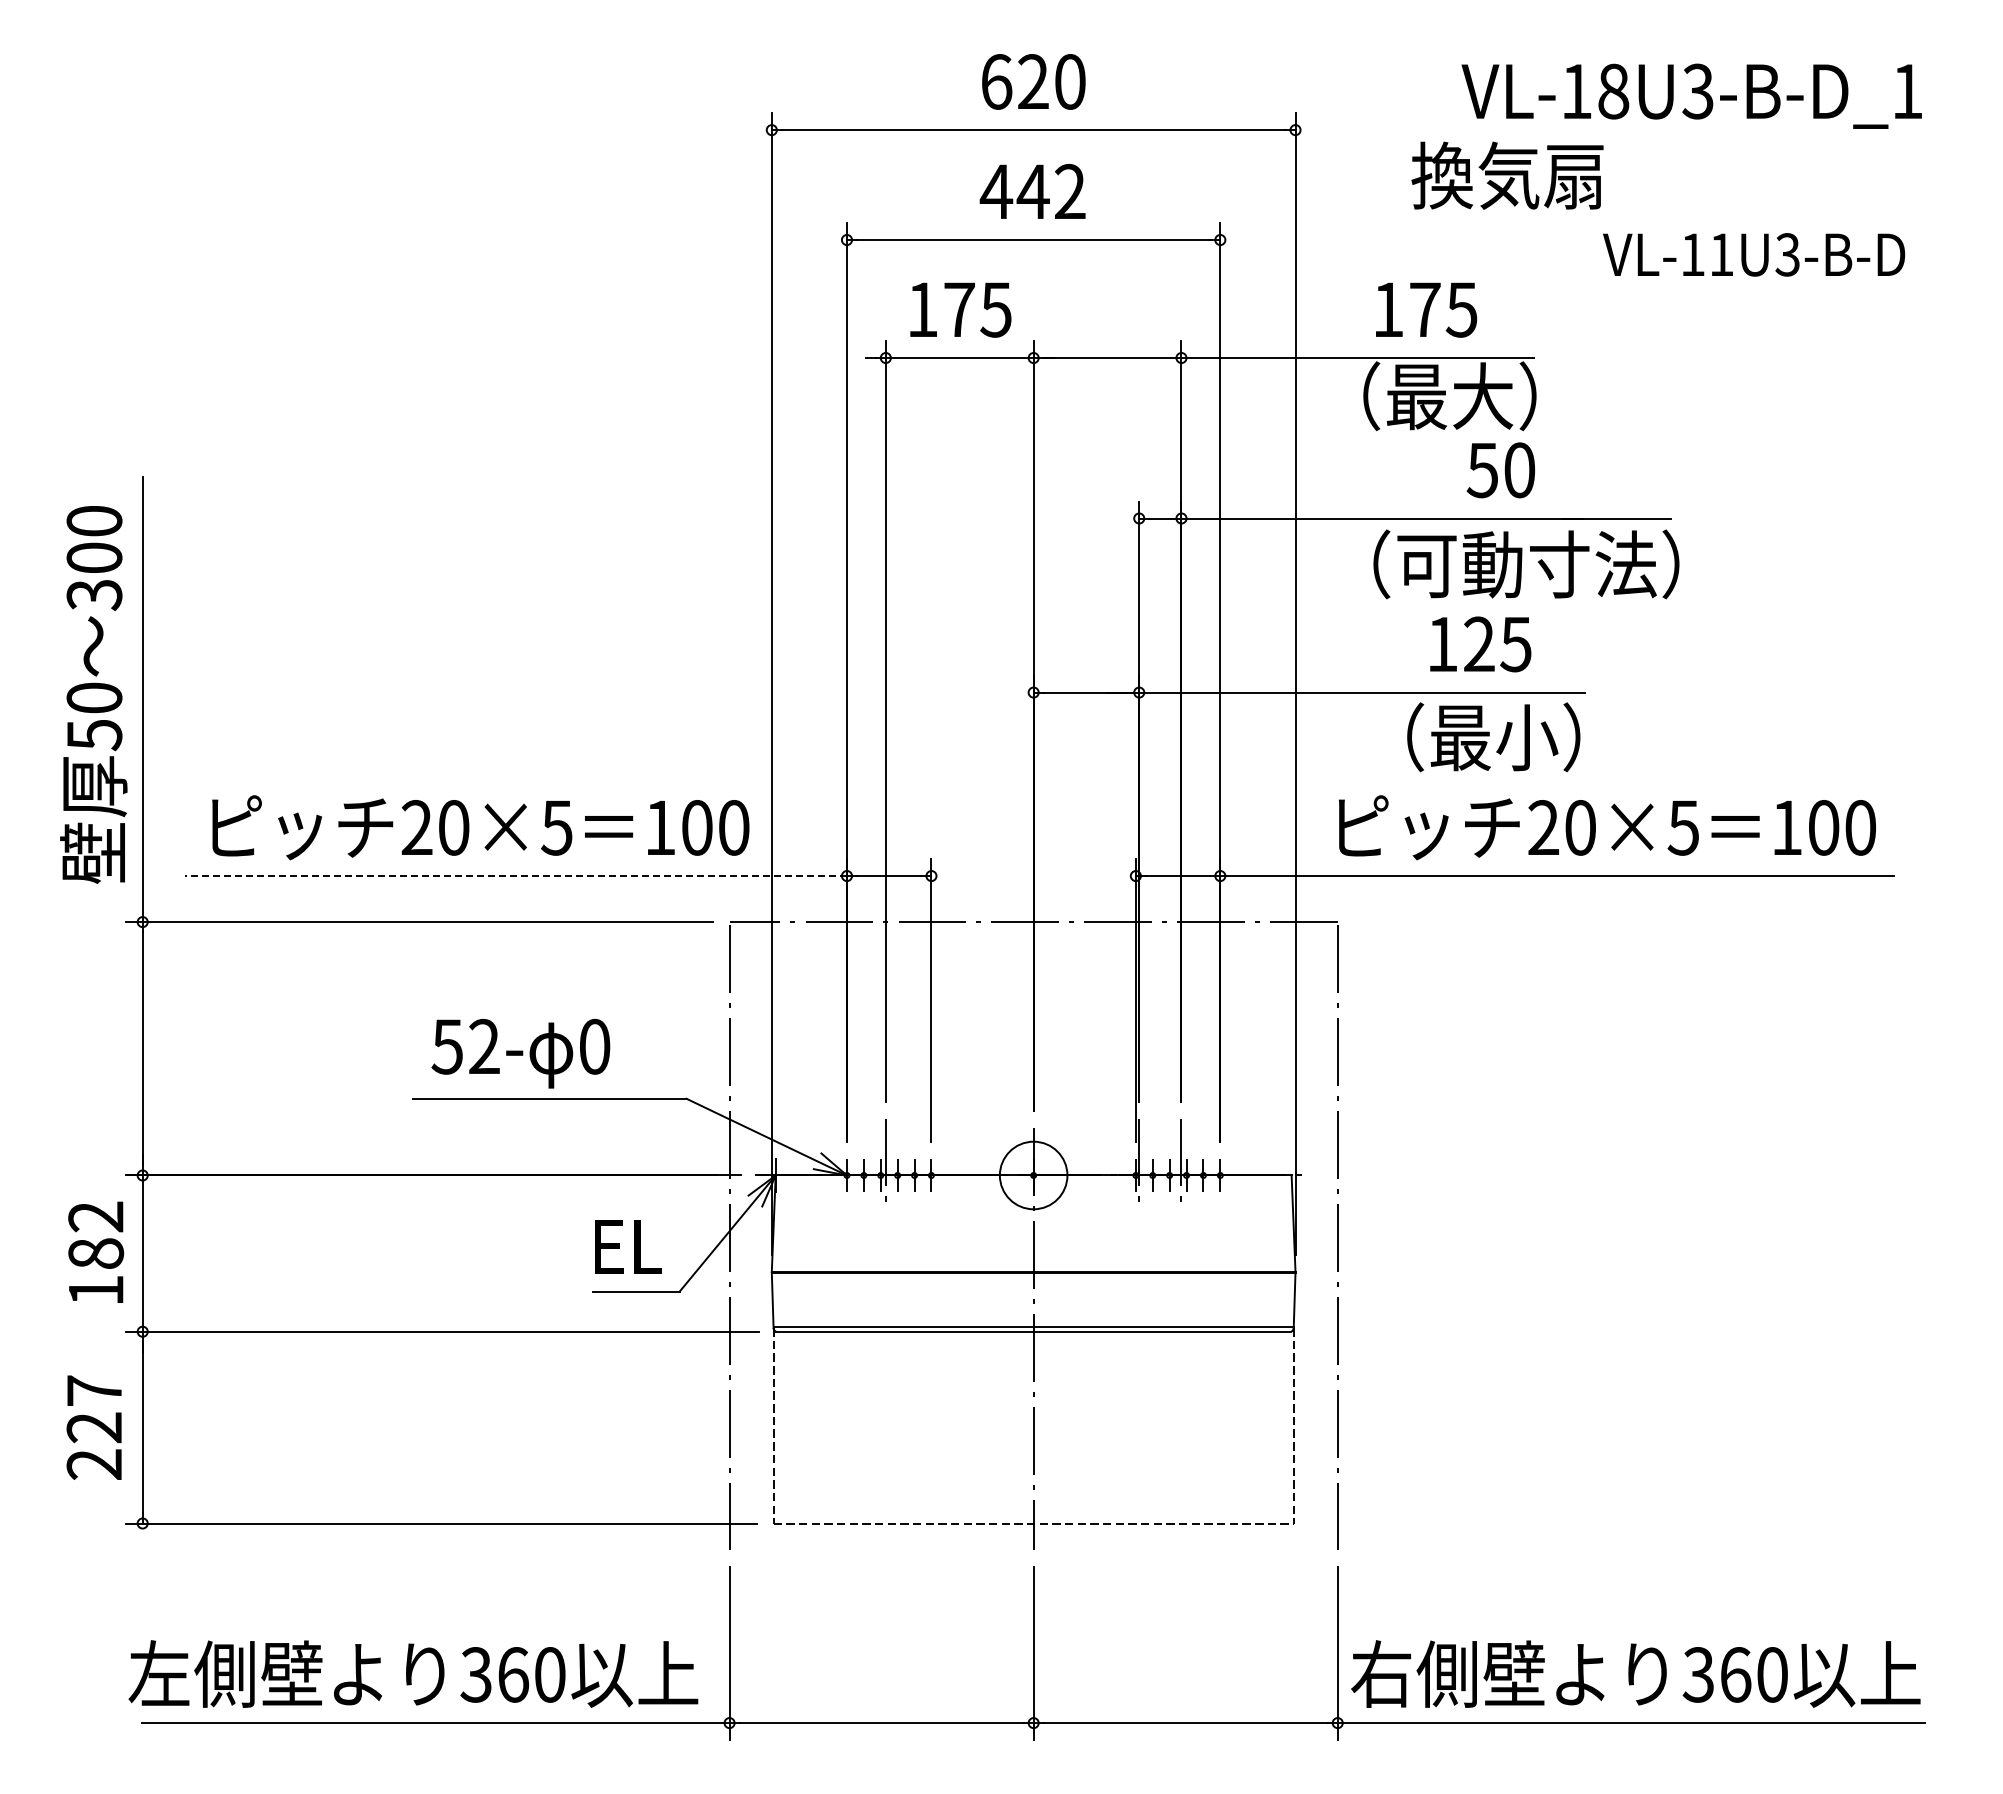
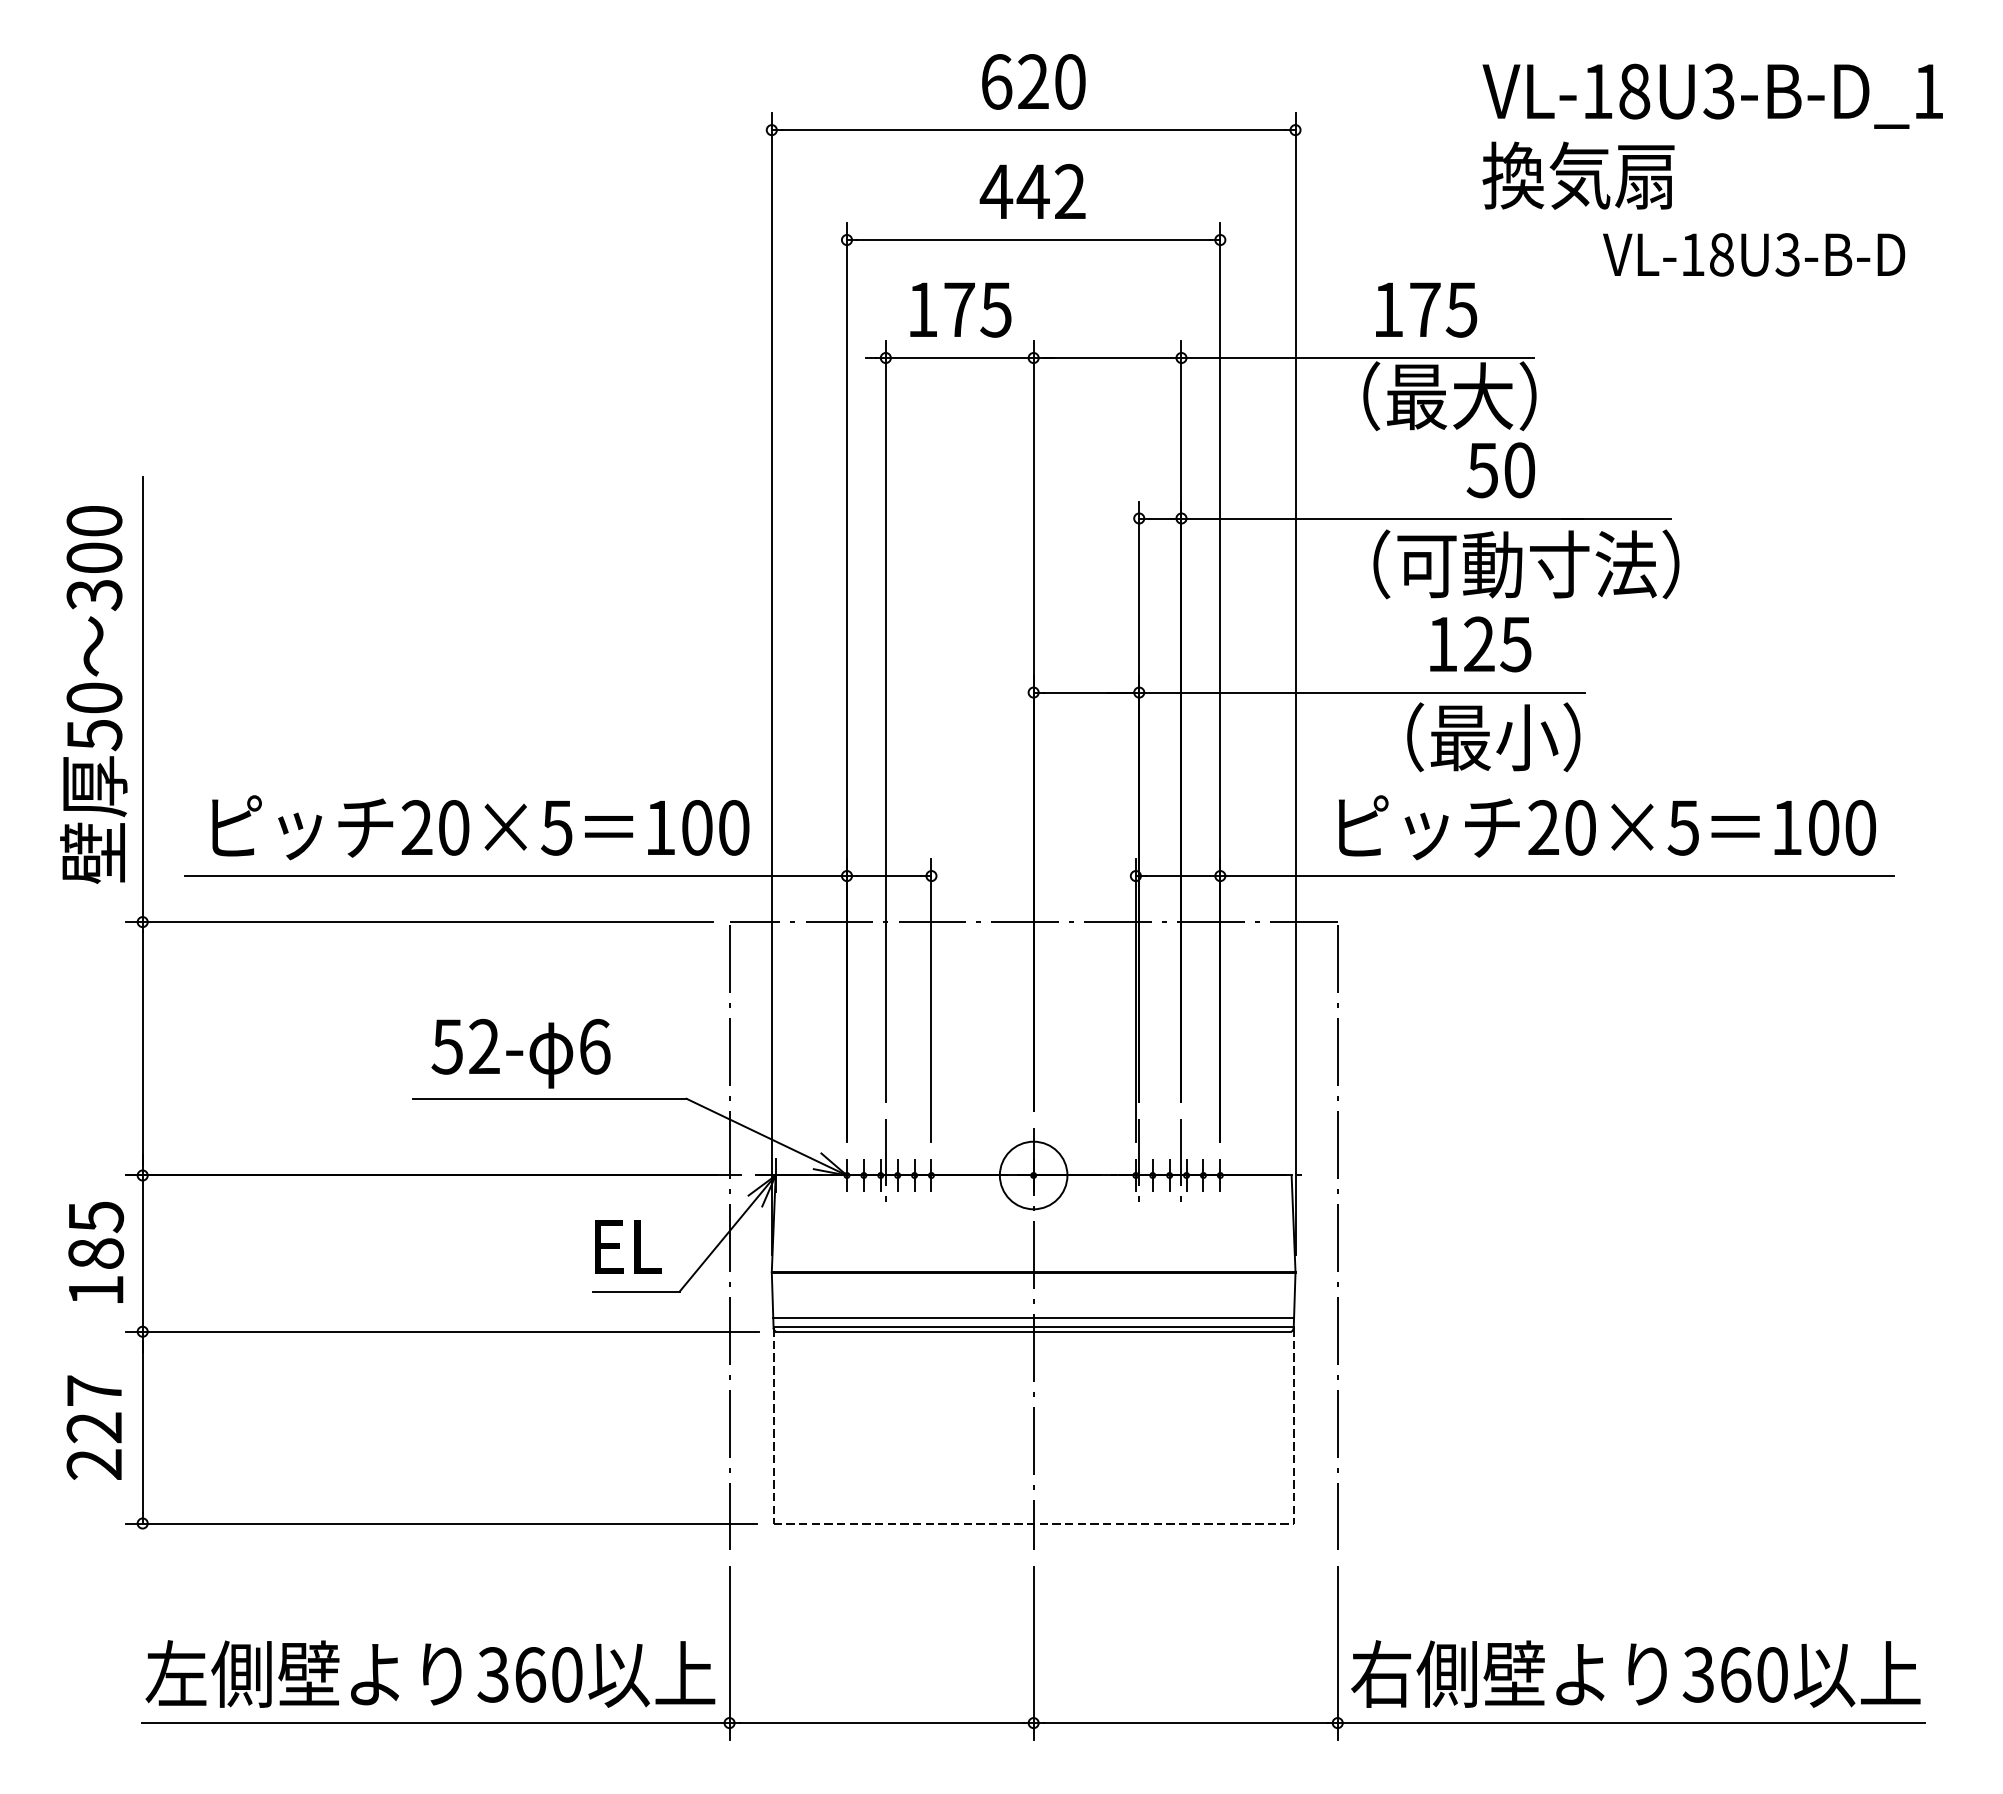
text position: (1691, 95) -> (1712, 95) (1712, 95)
text position: (1507, 175) -> (1578, 175) (1578, 175)
text: VL-11U3-B-D -> VL-18U3-B-D (1721, 254)
line: dashed -> solid (516, 876)
text: 0 -> 6 (595, 1046)
text: 182 -> 185 (96, 1217)
line: none -> present (1033, 1318)
text position: (413, 1673) -> (430, 1673) (430, 1673)
